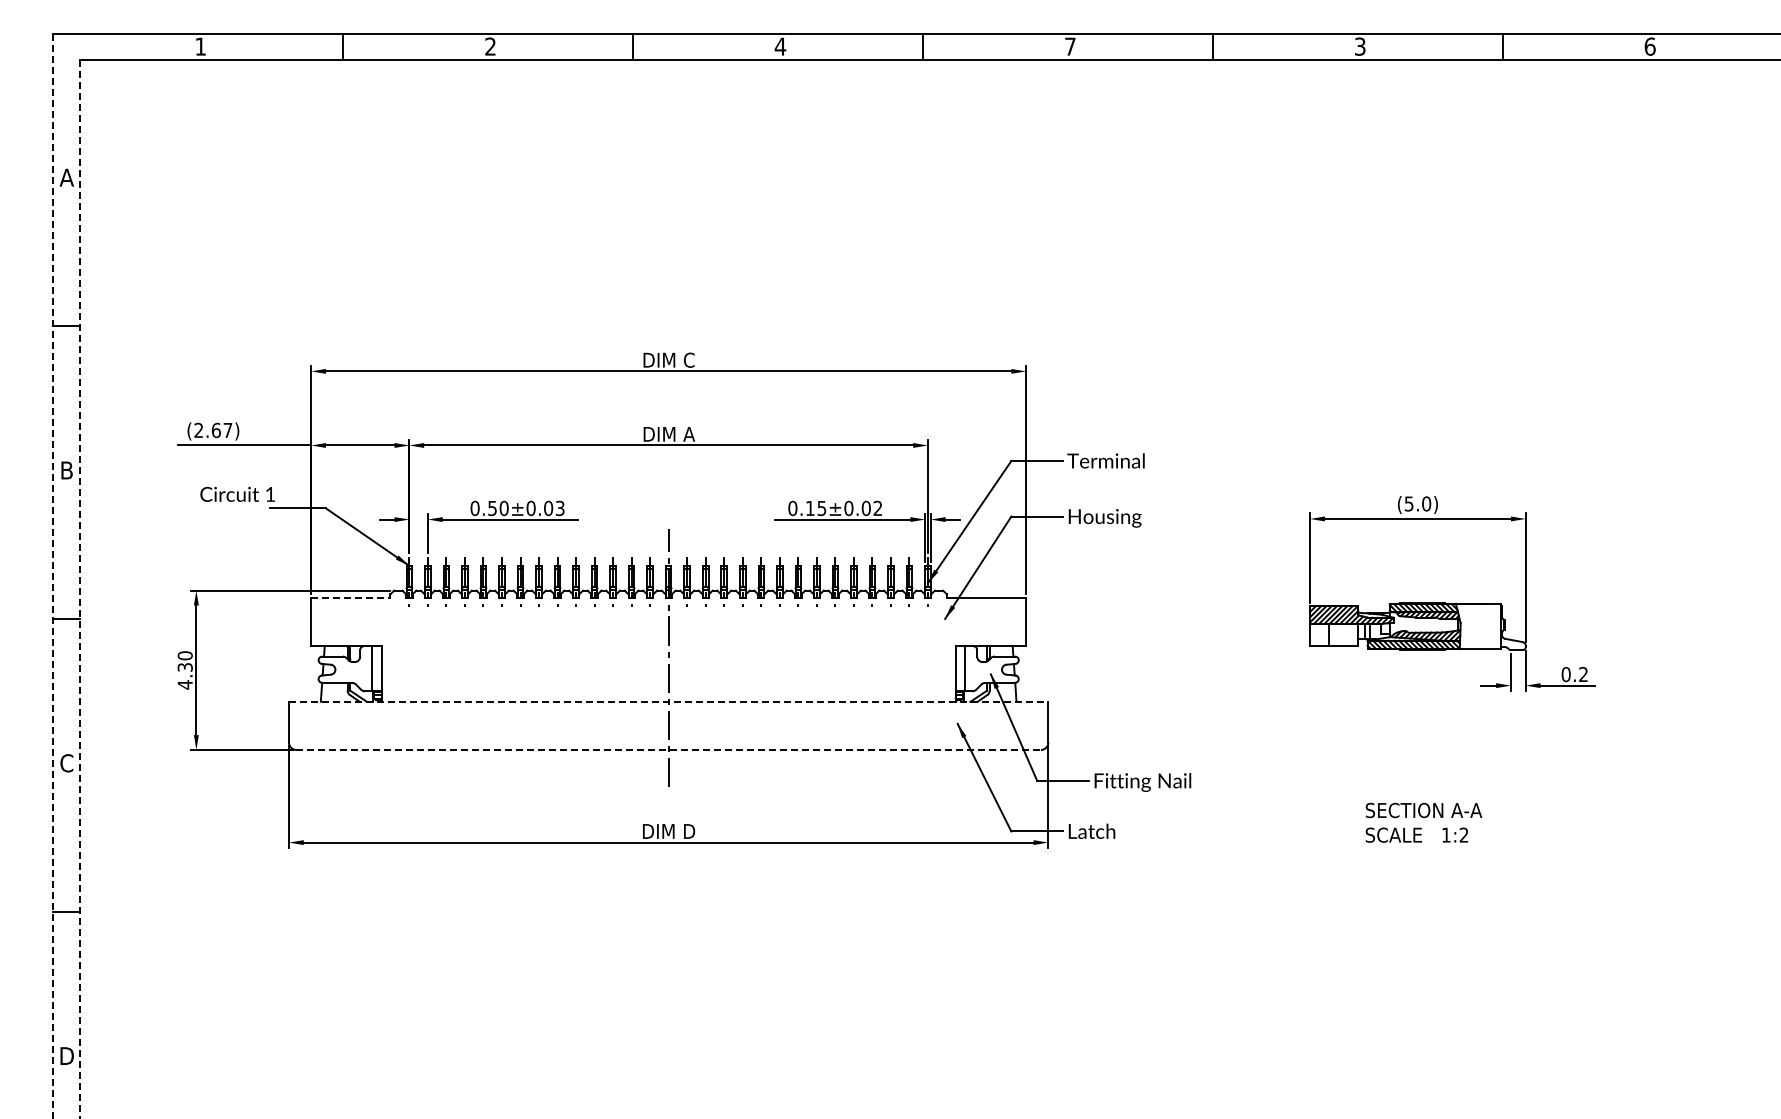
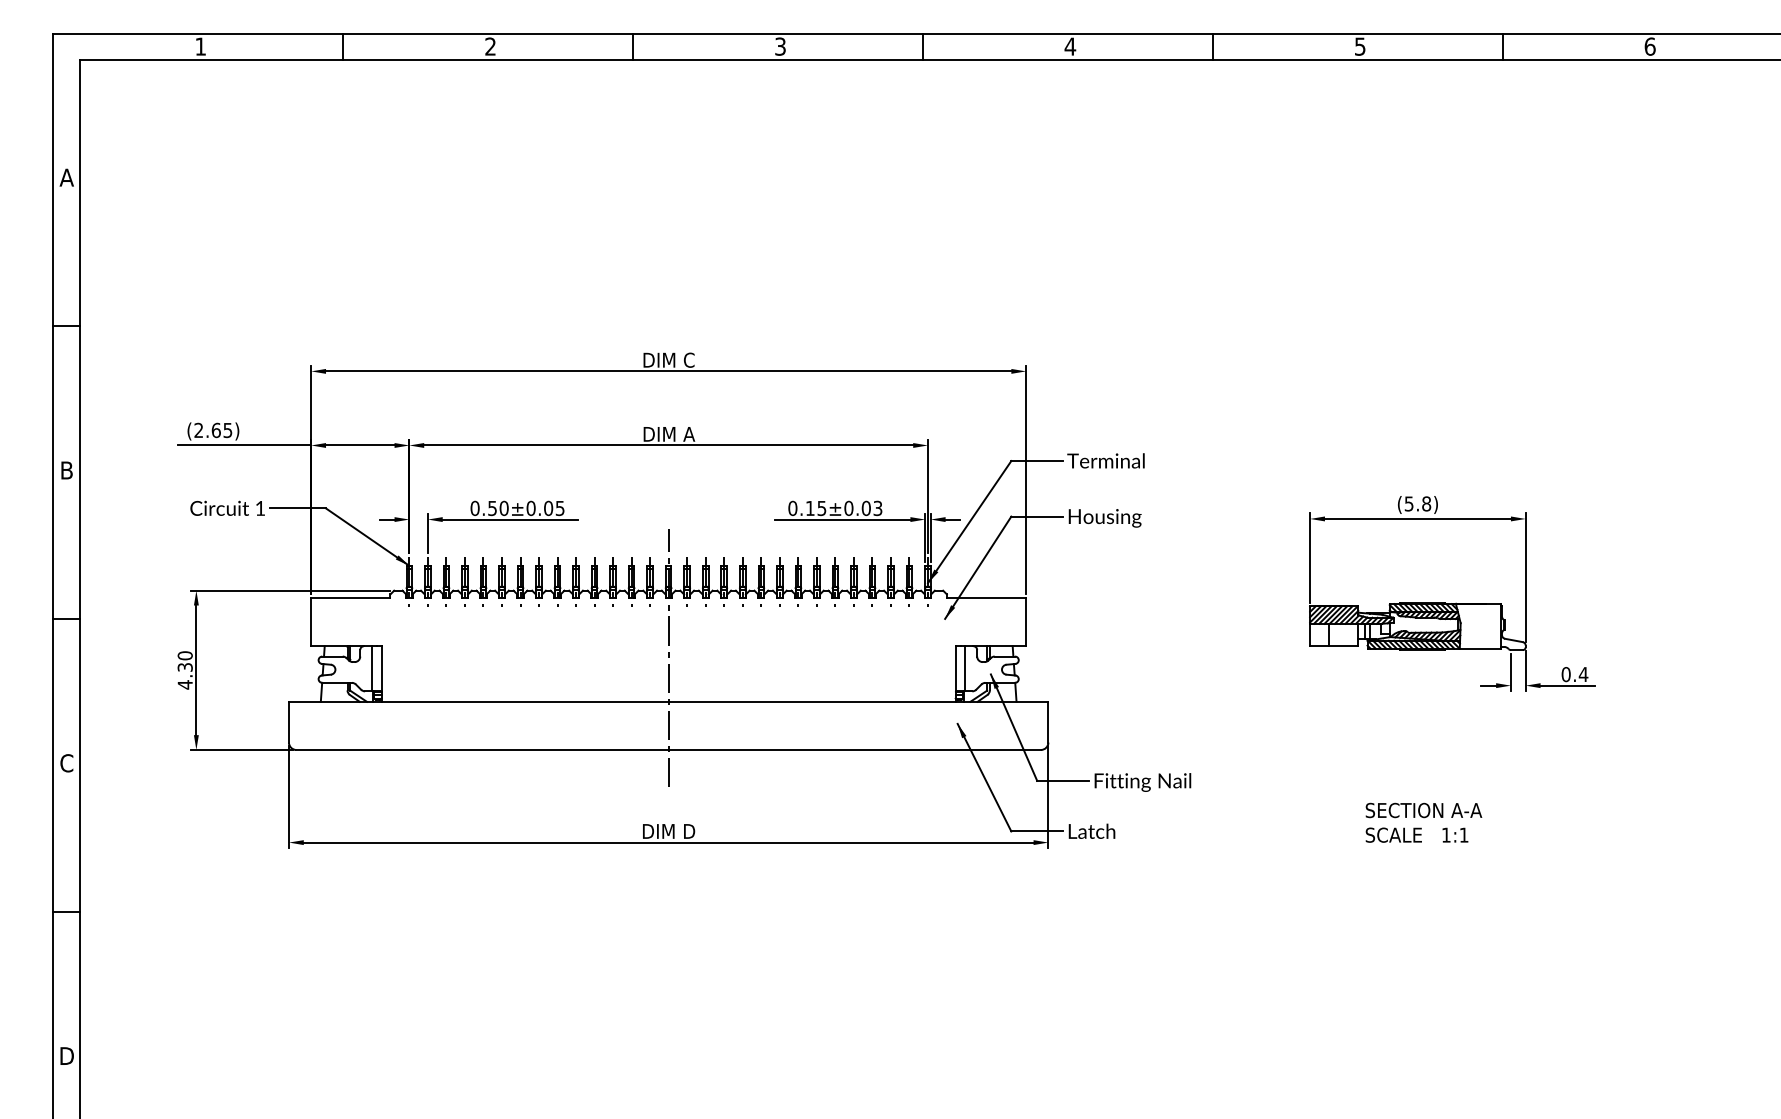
text: 4 -> 3 (780, 46)
text: 7 -> 4 (1070, 46)
text: 3 -> 5 (1360, 46)
text: (2.67) -> (2.65) (227, 430)
text position: (237, 493) -> (227, 507) (227, 507)
text: (5.0) -> (5.8) (1426, 503)
text: 0.50±0.03 -> 0.50±0.05 (560, 507)
text: 0.15±0.02 -> 0.15±0.03 (877, 508)
line: dashed -> solid (53, 576)
line: dashed -> solid (80, 589)
line: dashed -> solid (350, 598)
text: 0.2 -> 0.4 (1583, 674)
line: dashed -> solid (668, 701)
line: dashed -> solid (669, 749)
text: 1:2 -> 1:1 (1463, 834)
